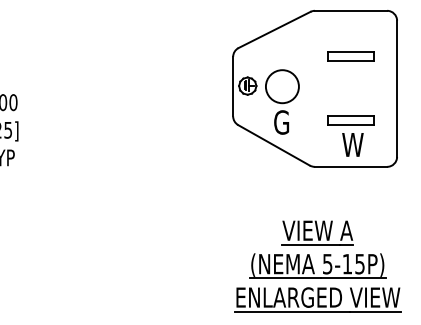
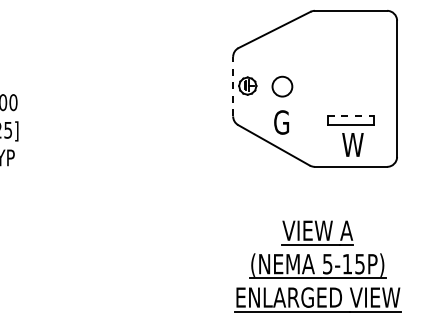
part: present -> none (350, 56)
line: solid -> dashed (233, 86)
circle diameter: 33 px -> 20 px (282, 86)
line: solid -> dashed (351, 115)
